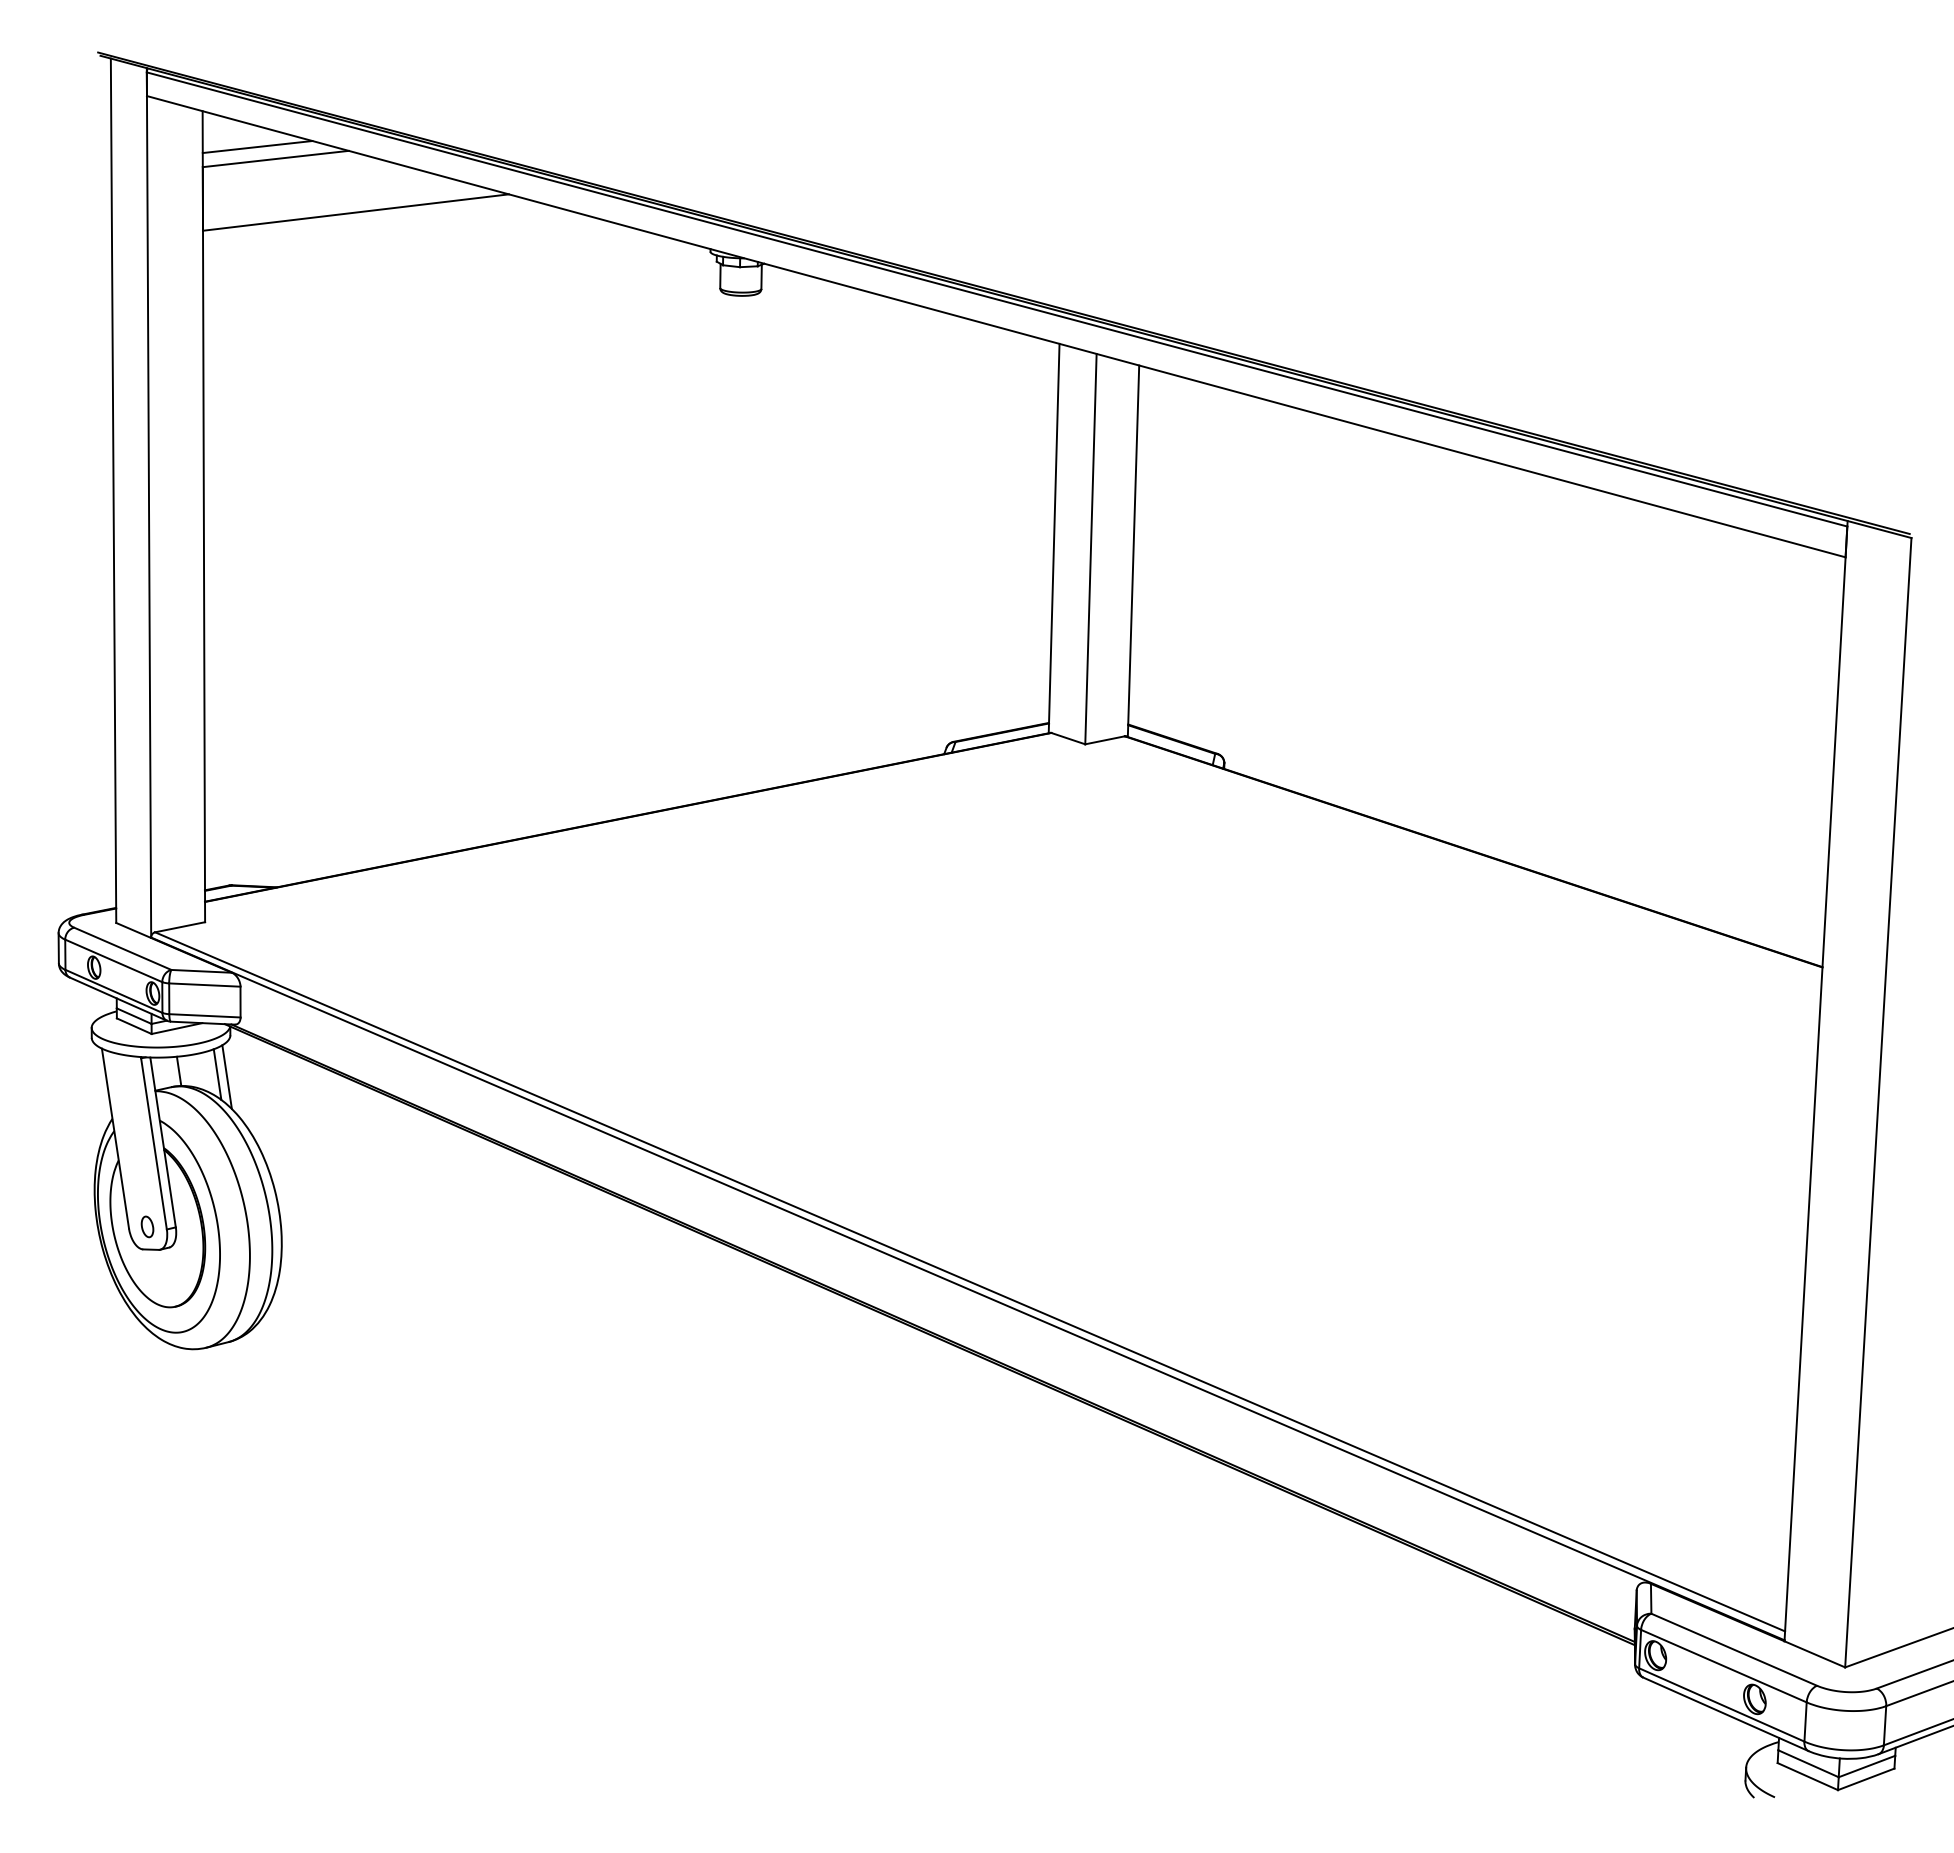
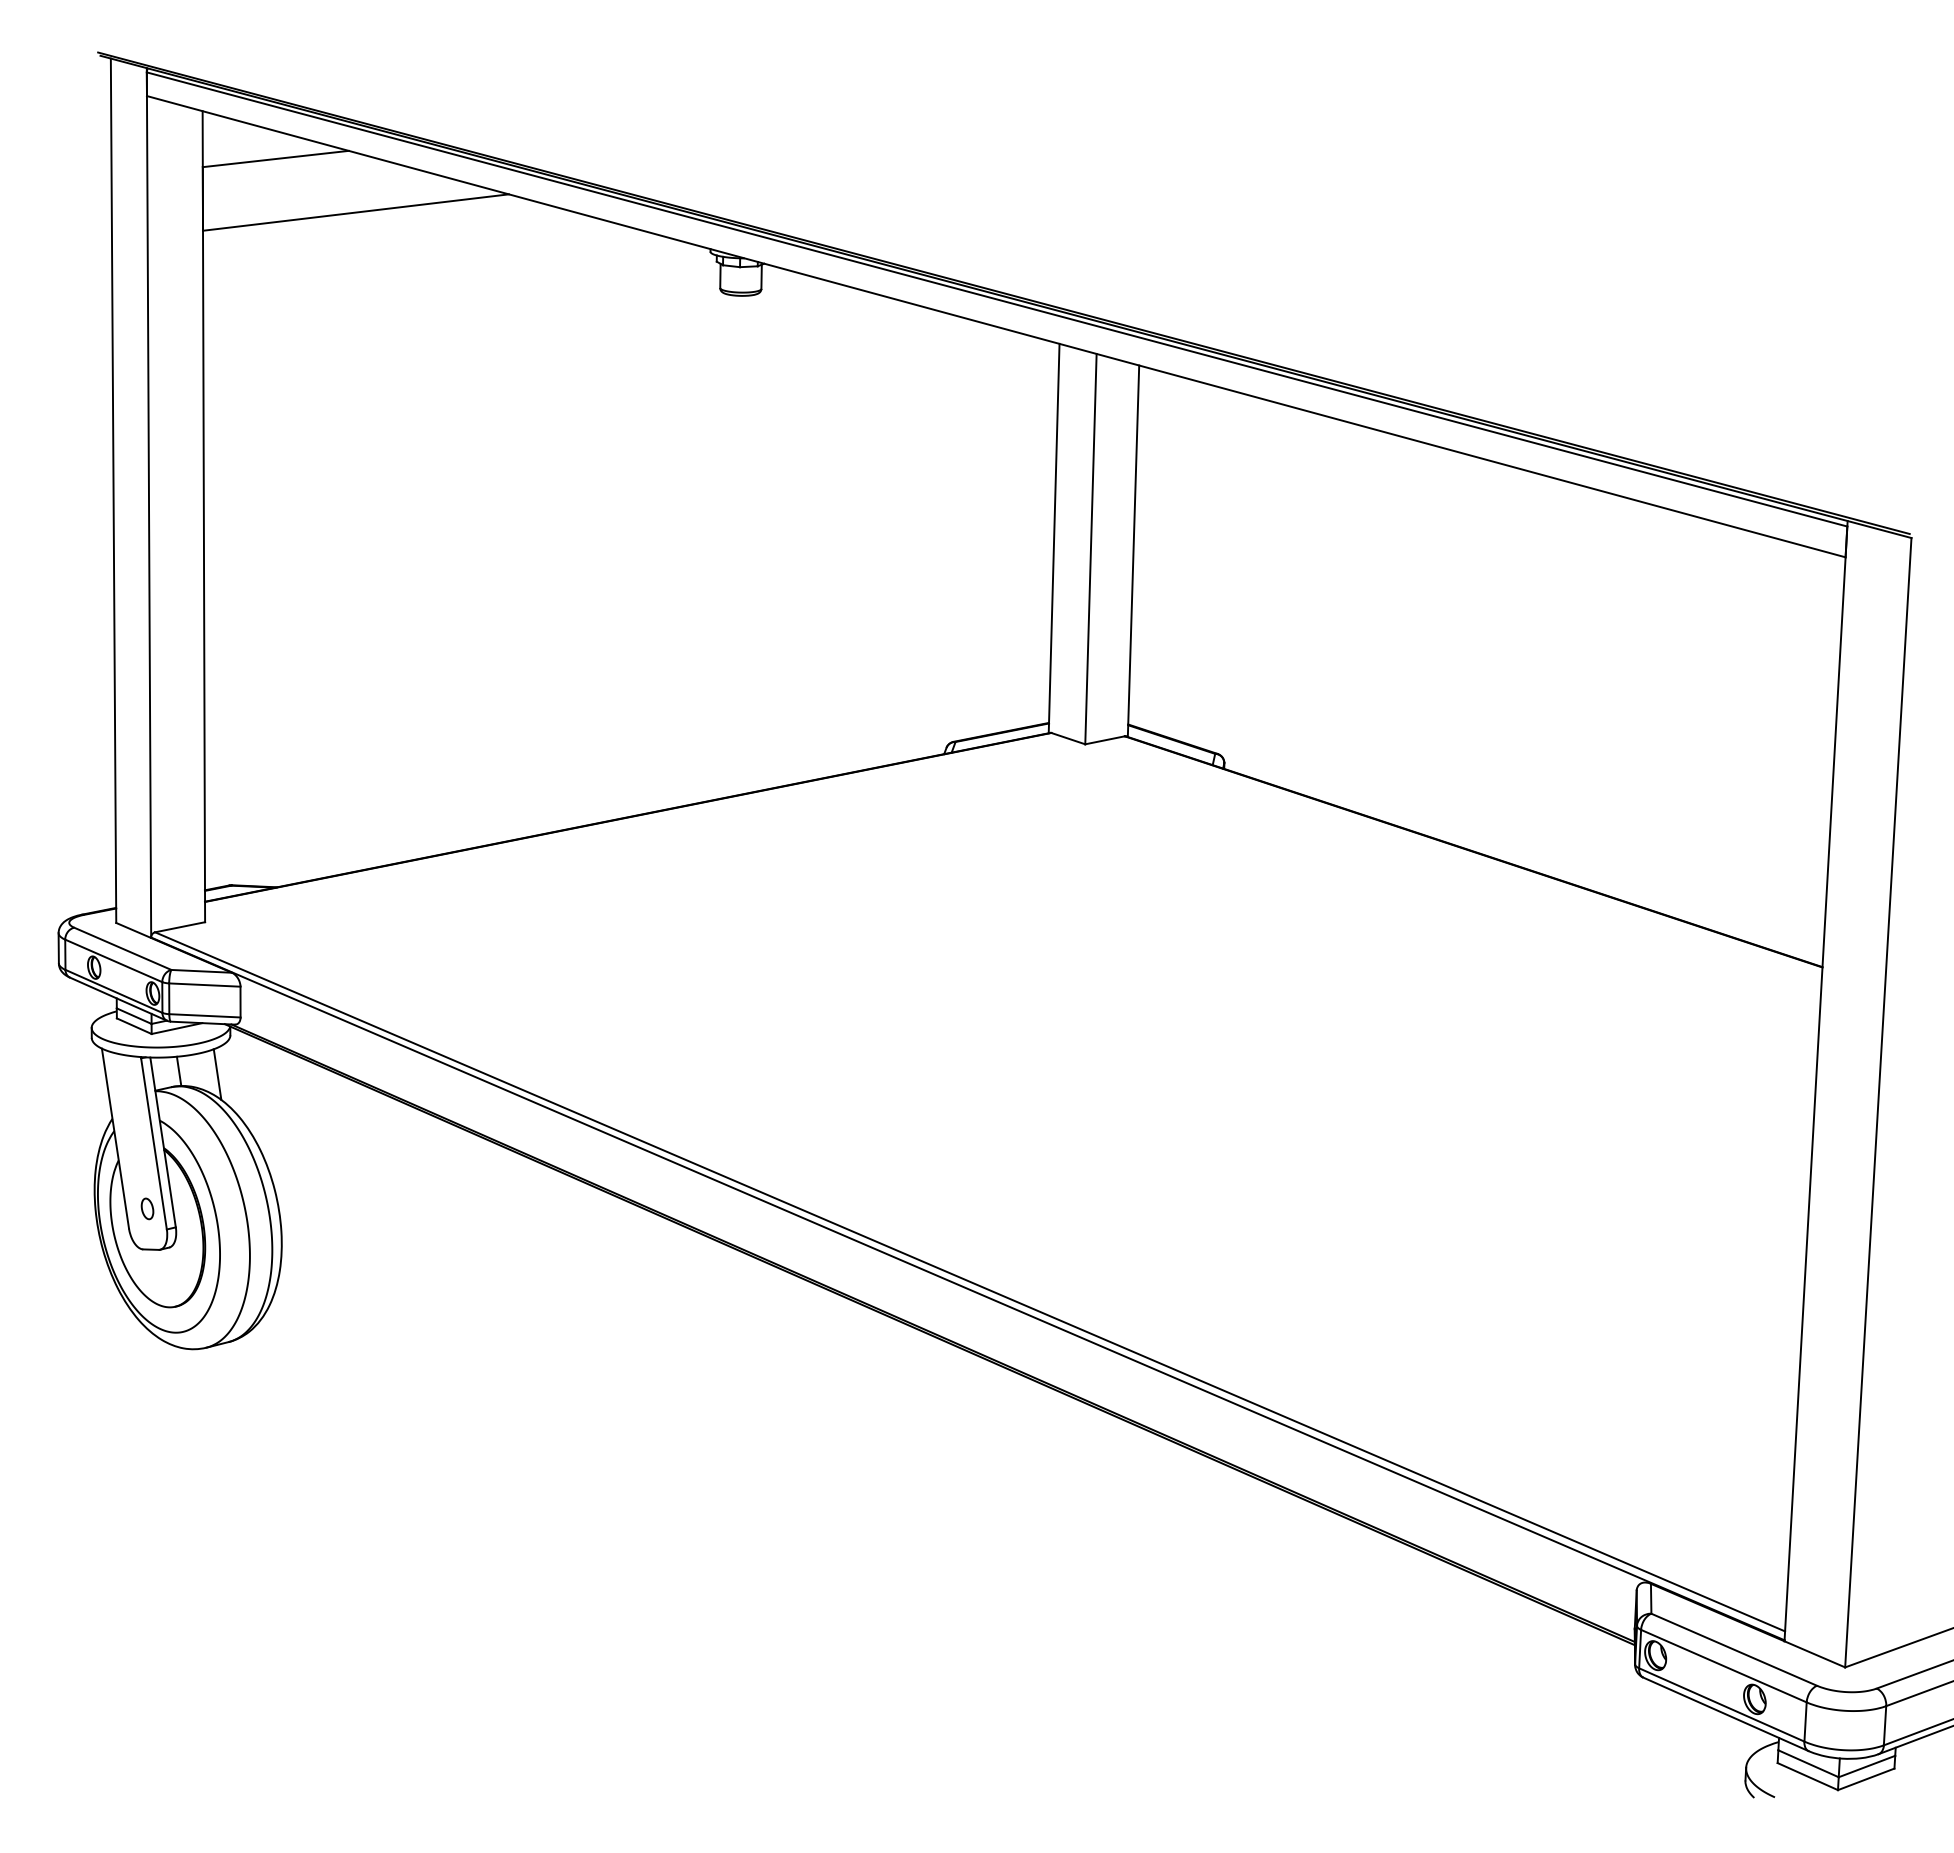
line: present -> none (257, 147)
line: present -> none (226, 1076)
part position: (147, 1226) -> (147, 1208) (147, 1208)
